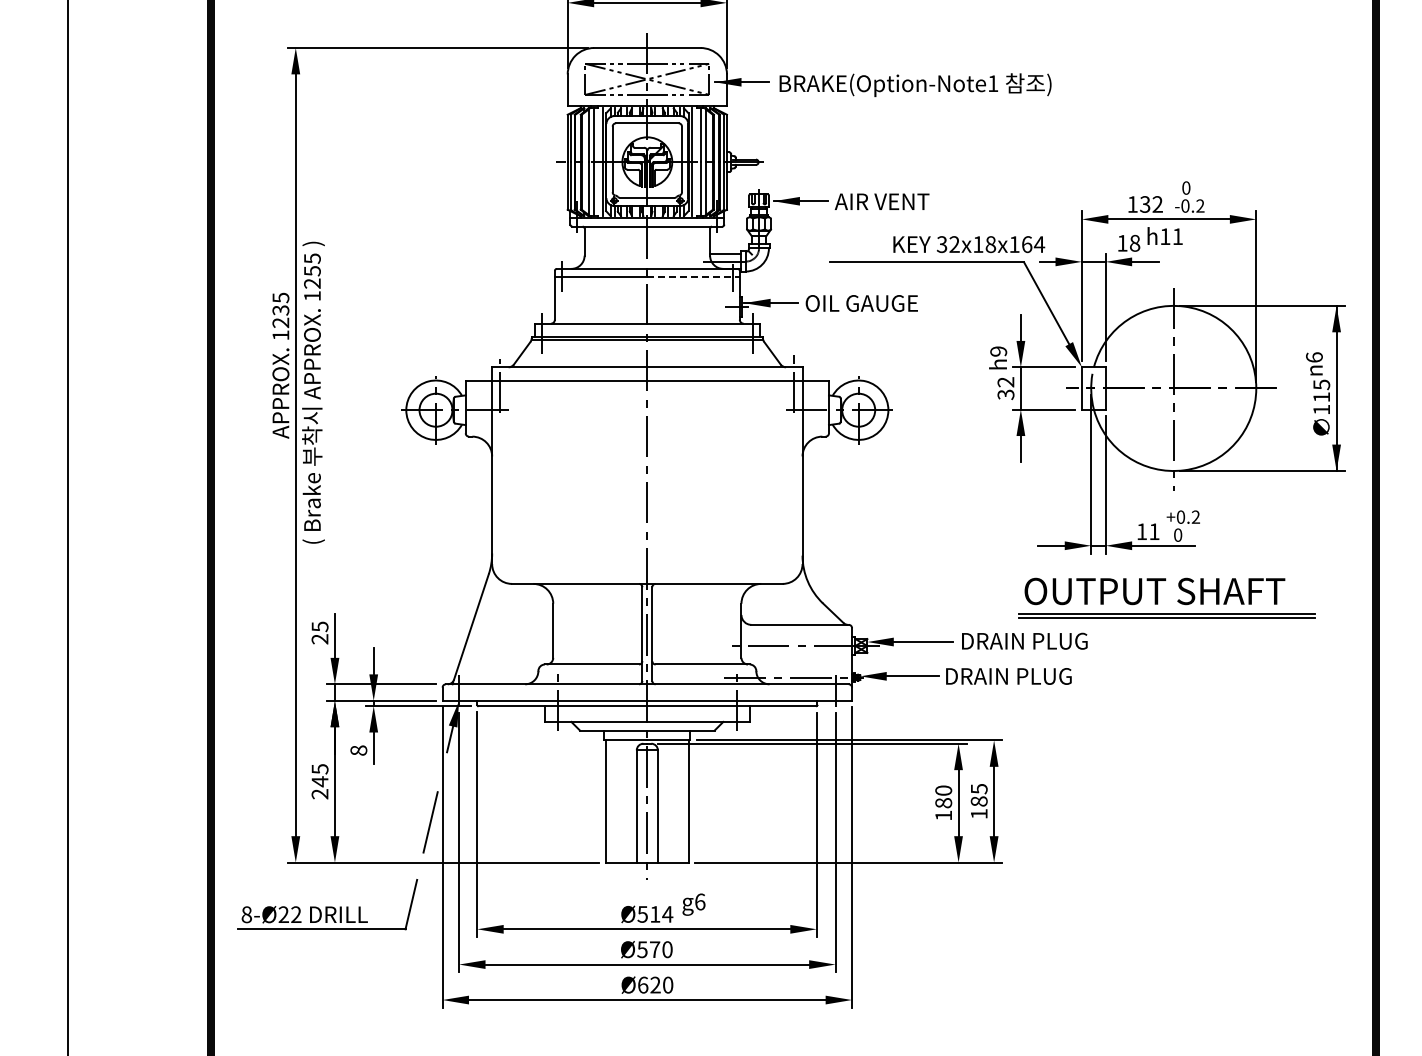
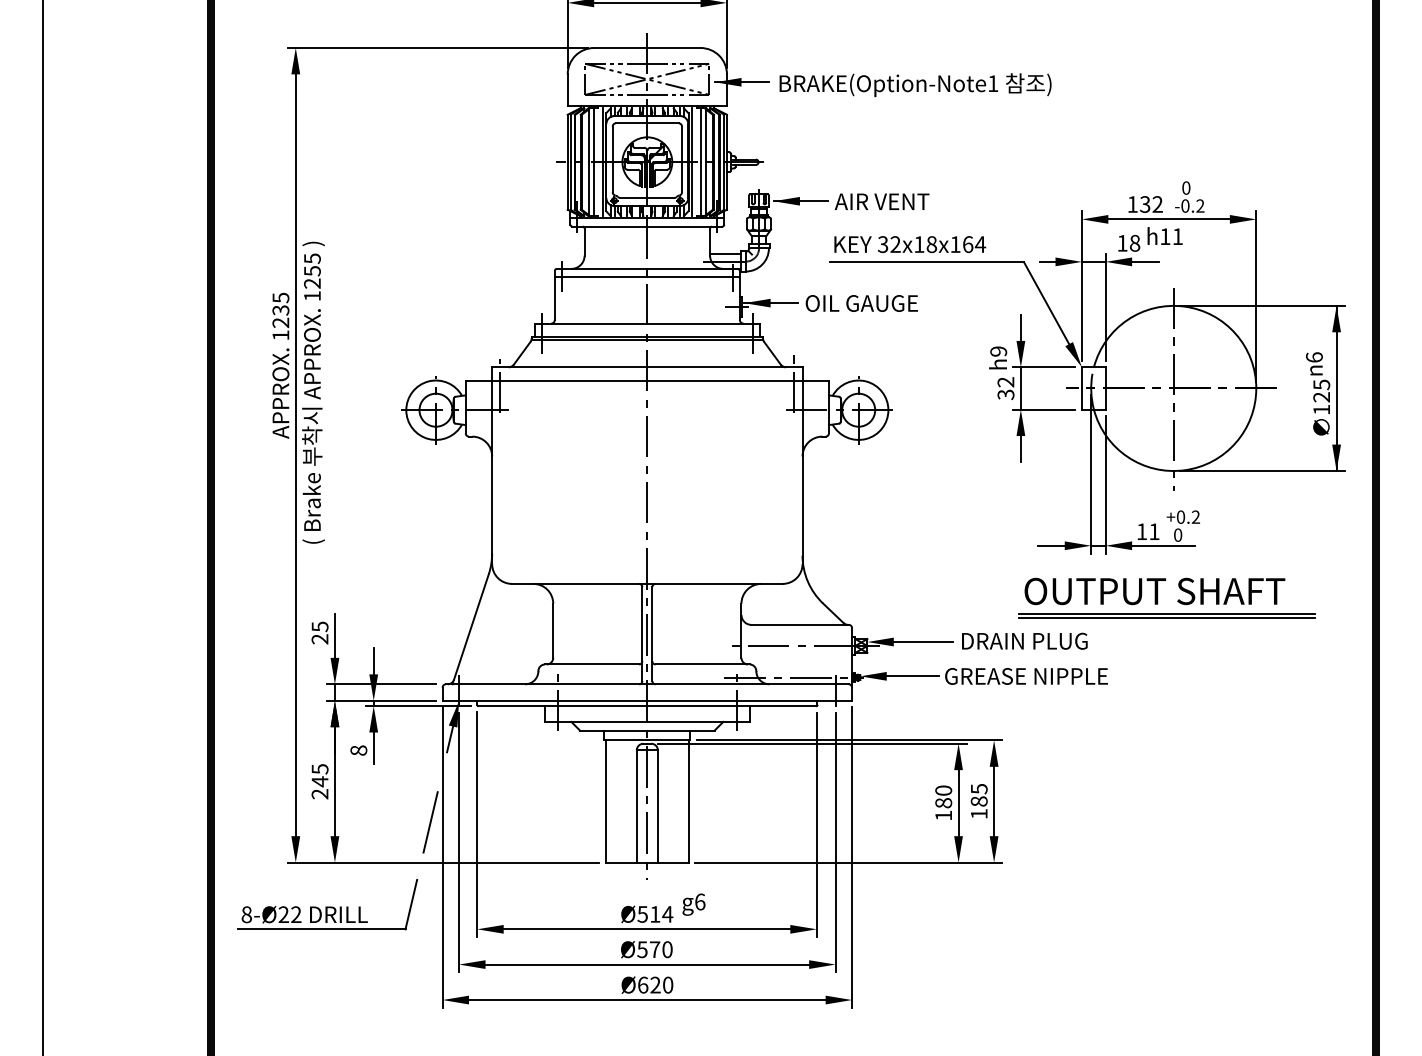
text position: (969, 244) -> (910, 244) (910, 244)
line: dashed -> solid (694, 277)
text: 115 -> 125 (1321, 397)
line position: (67, 527) -> (42, 527) (42, 527)
text: DRAIN PLUG -> GREASE NIPPLE (1026, 676)
